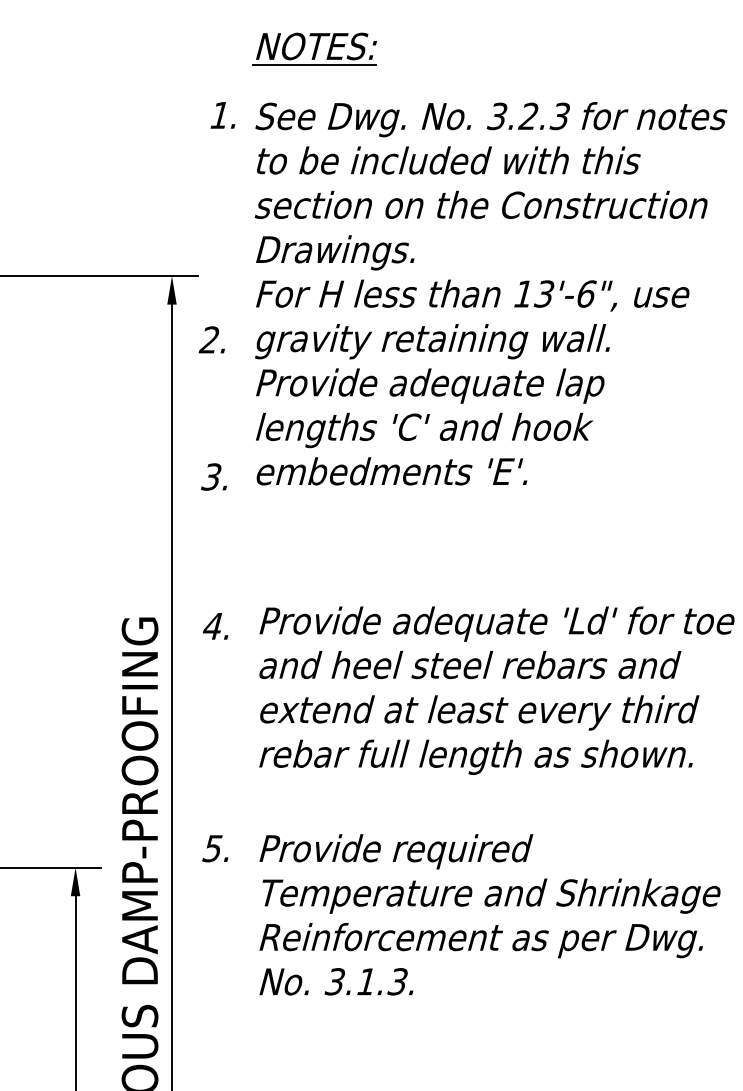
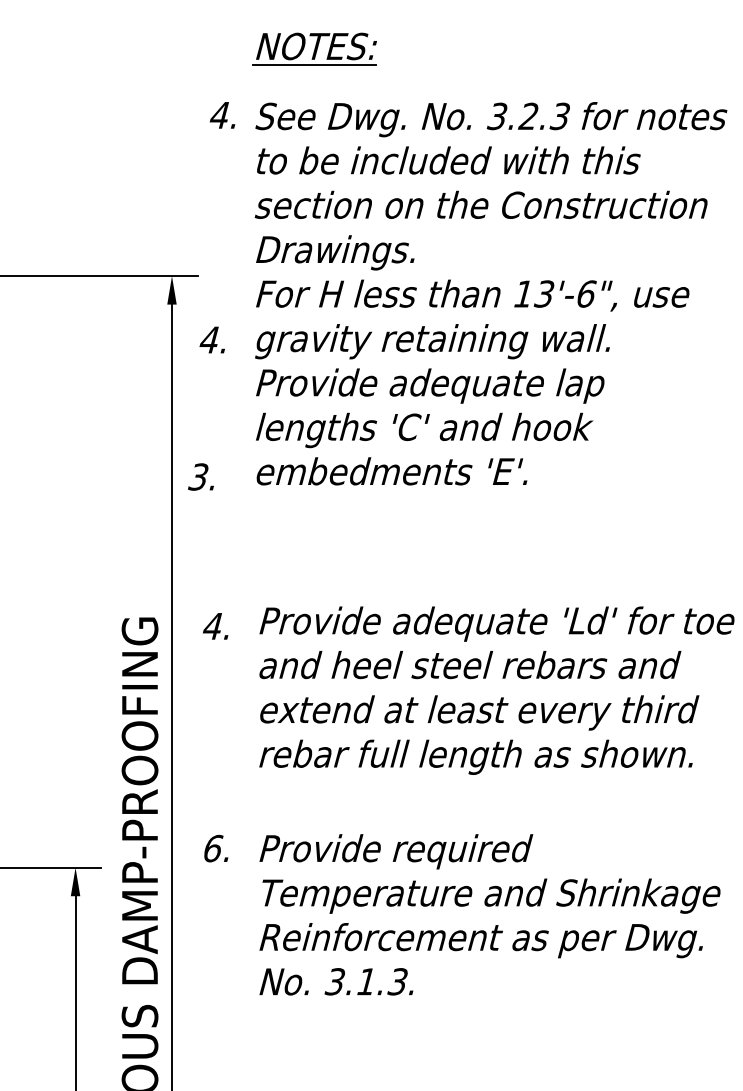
text: 1. -> 4. (218, 115)
text: 2. -> 4. (208, 339)
text position: (213, 476) -> (200, 476) (200, 476)
text: 5. -> 6. (212, 848)
